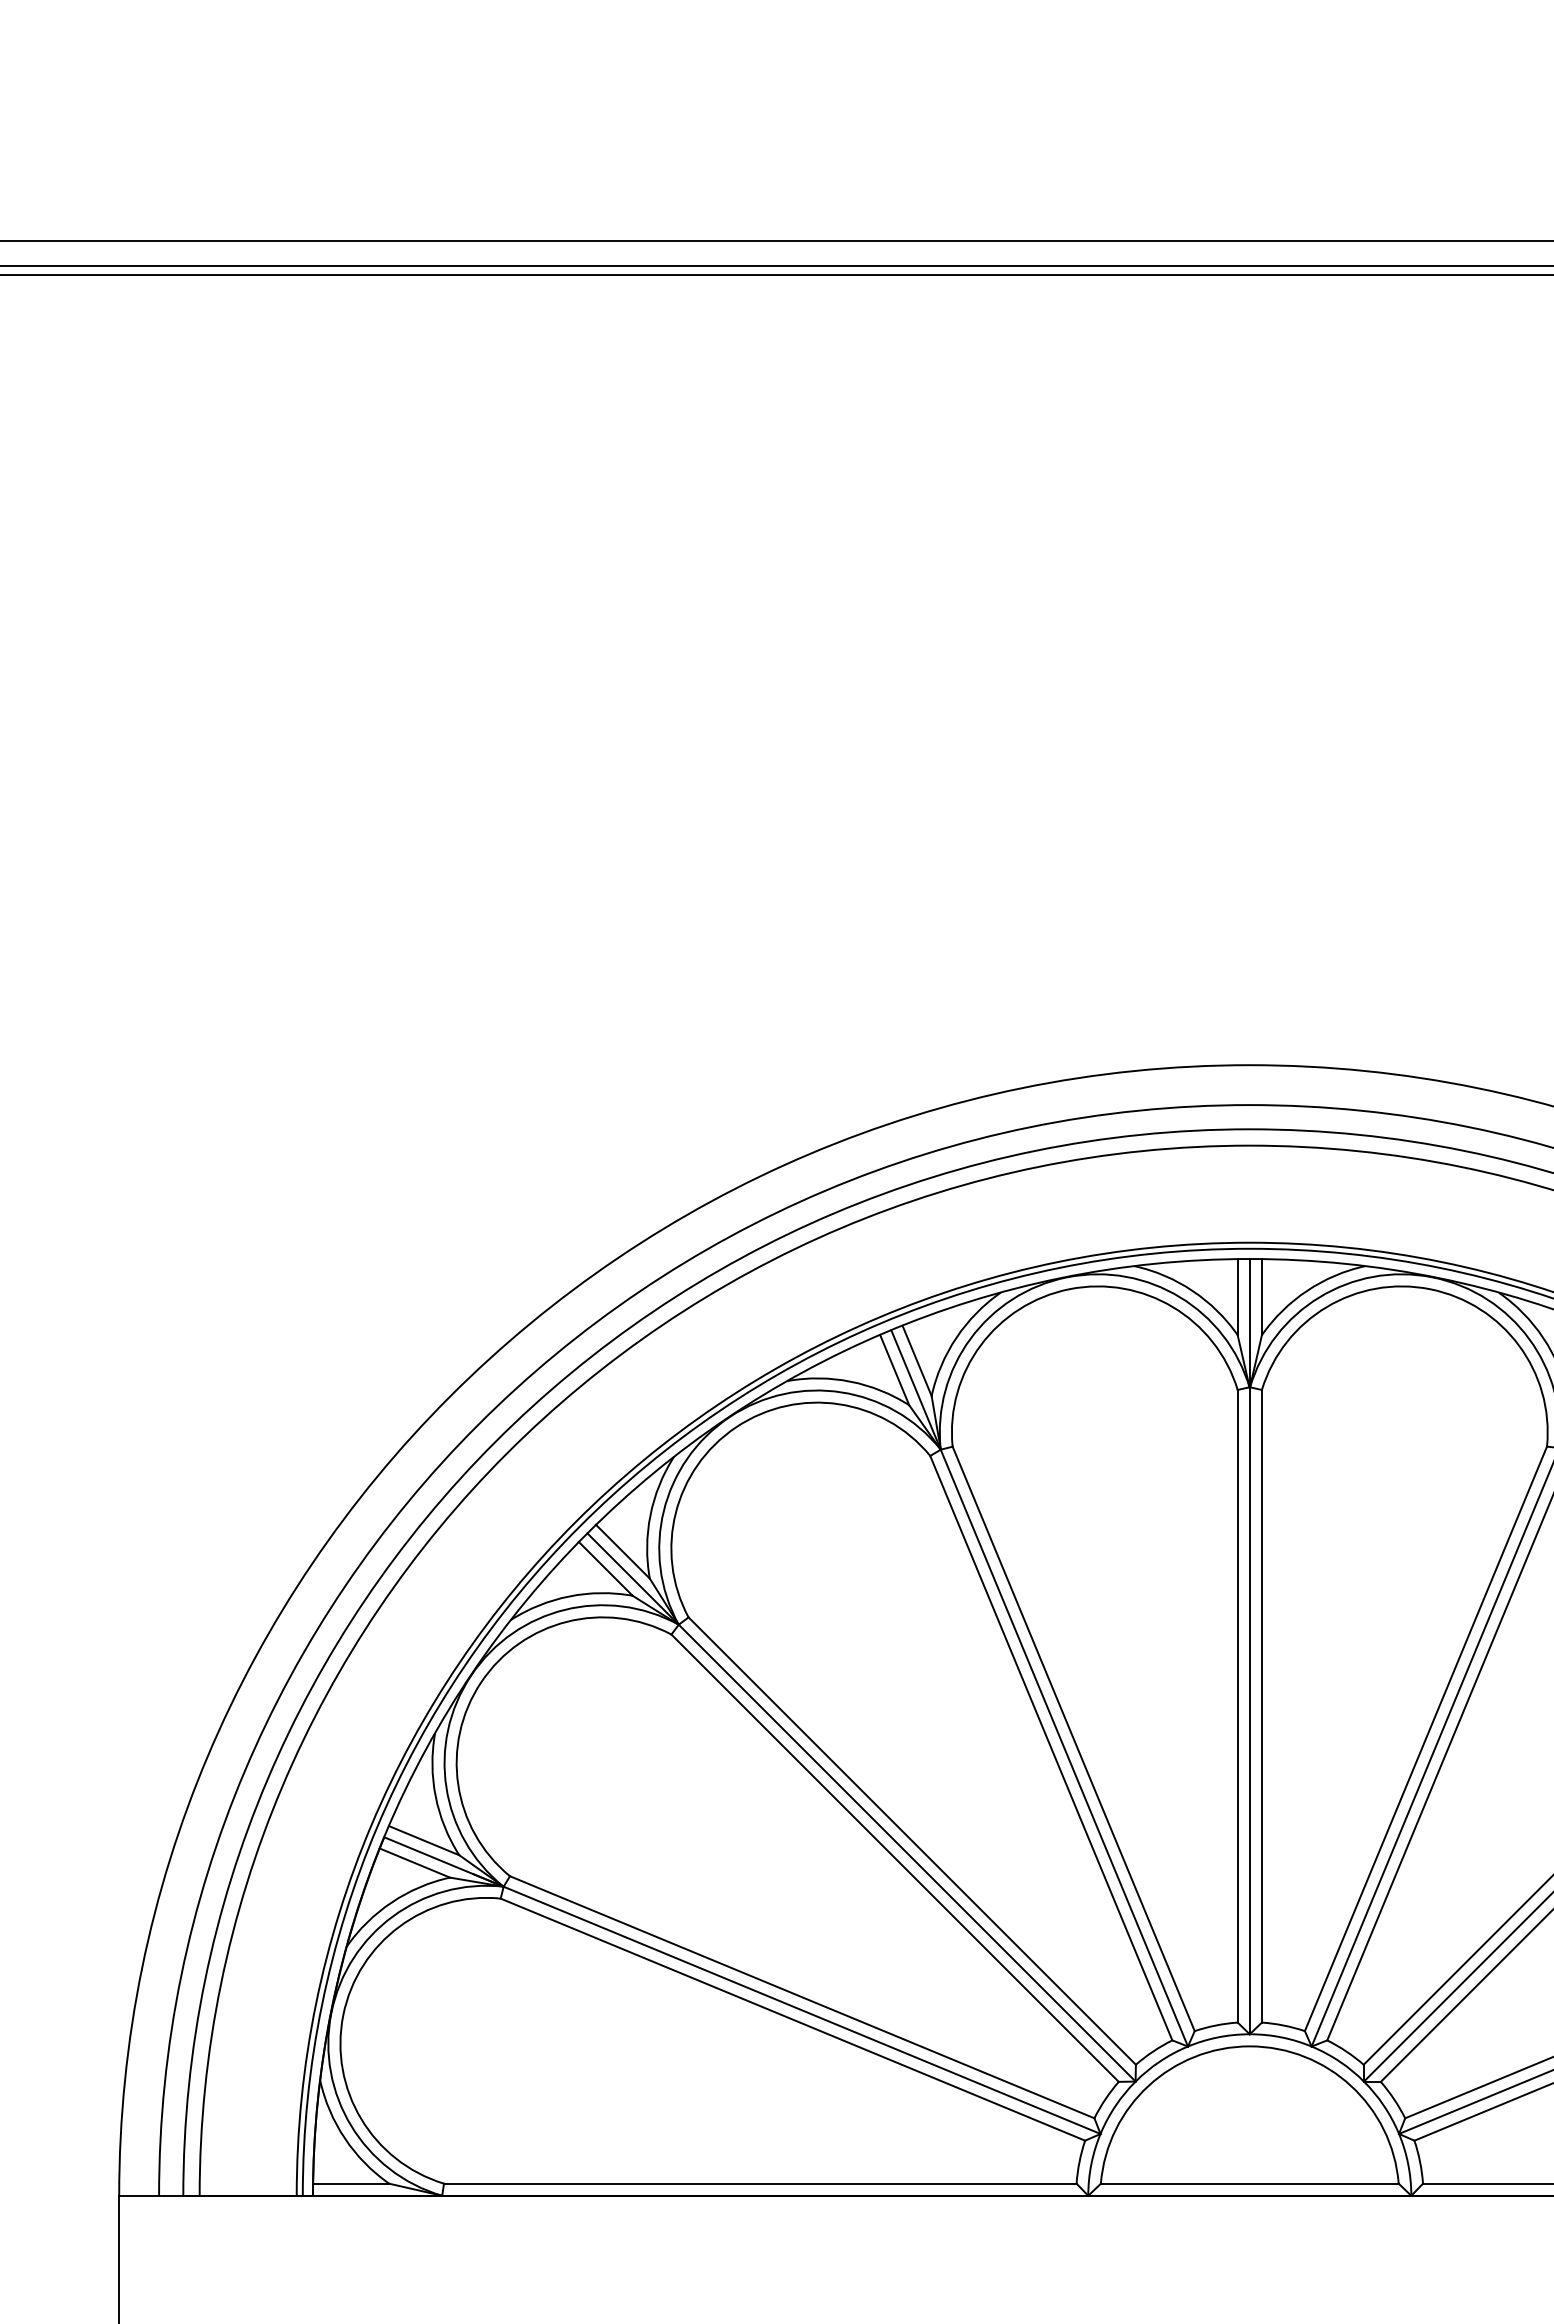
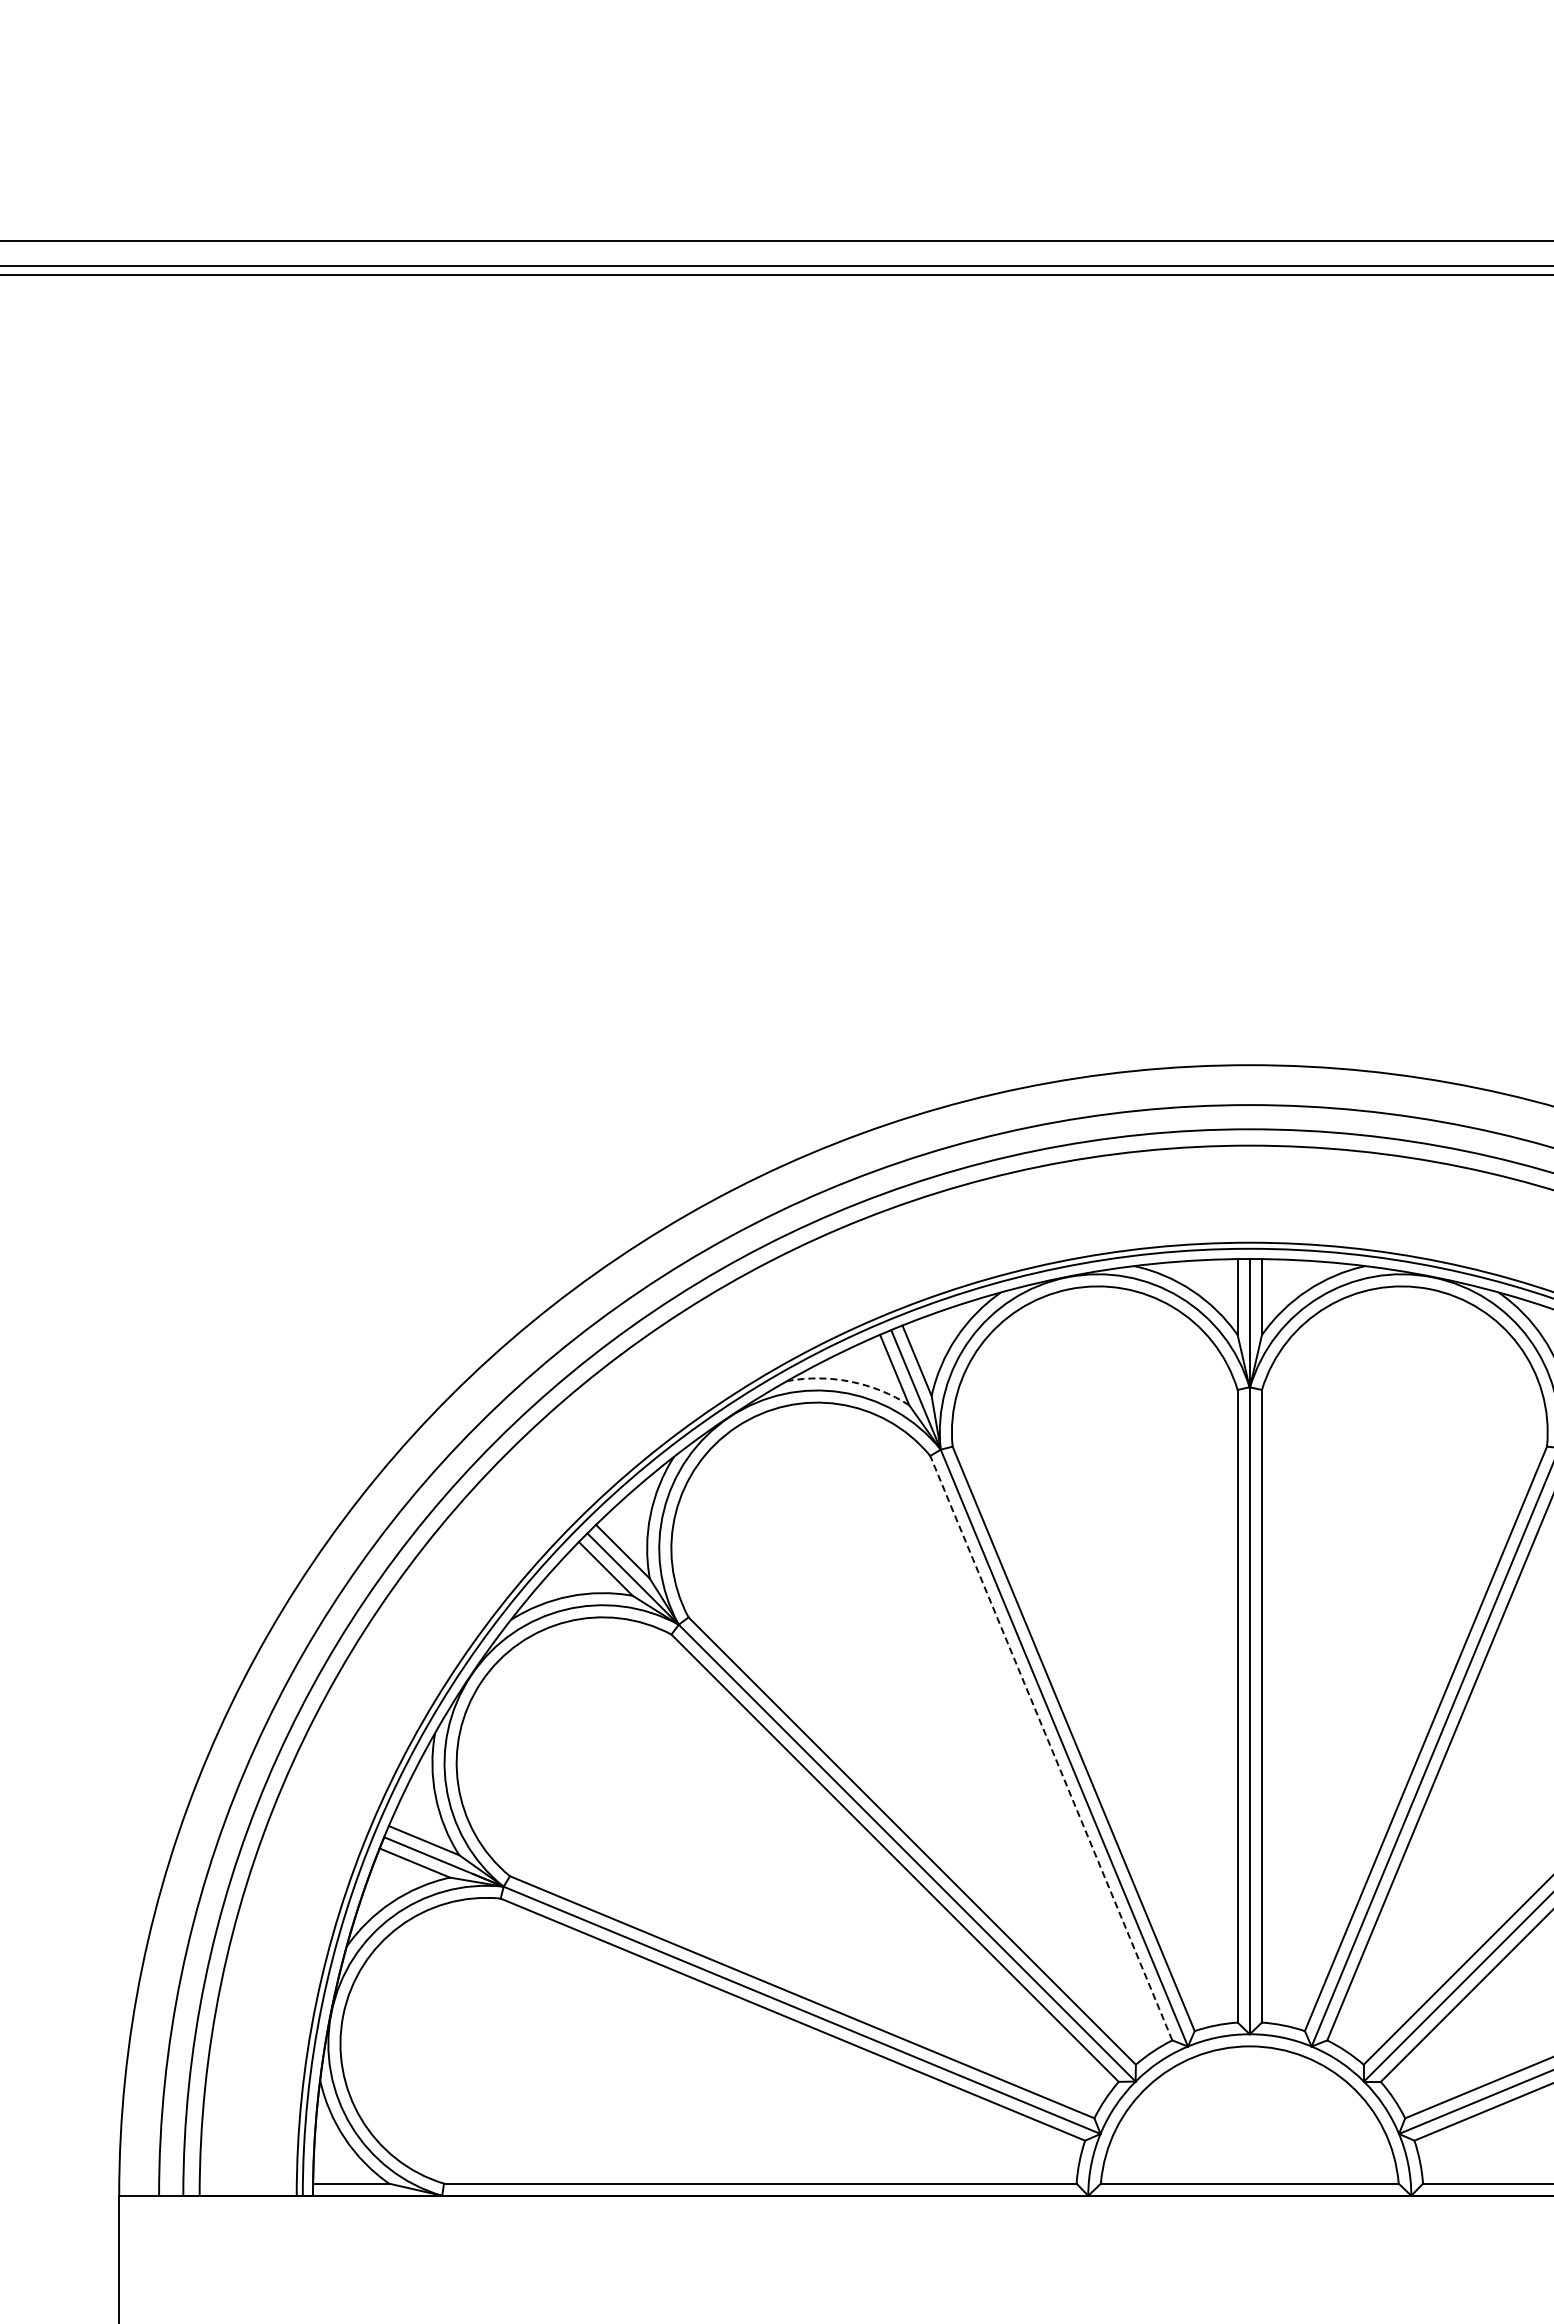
arc: solid -> dashed (850, 1381)
line: solid -> dashed (1051, 1747)
